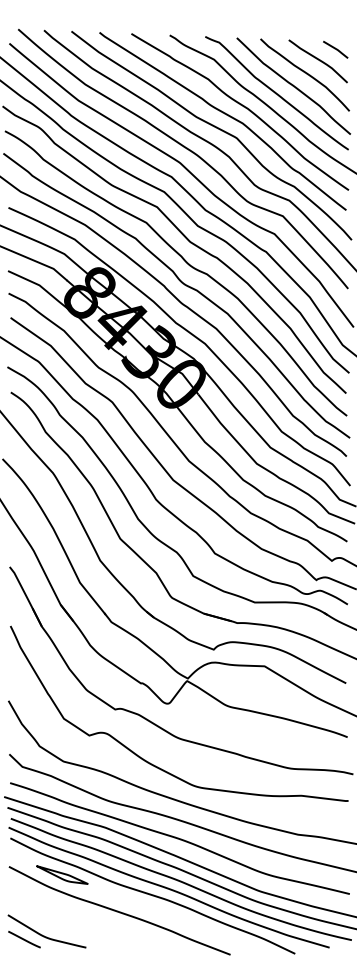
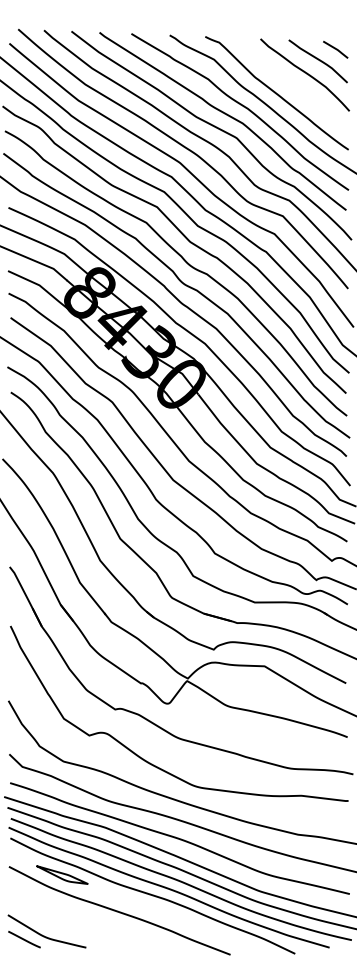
curve: present -> none (293, 85)
